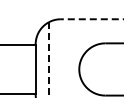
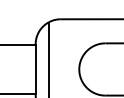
line: dashed -> solid (91, 19)
line: dashed -> solid (48, 60)
